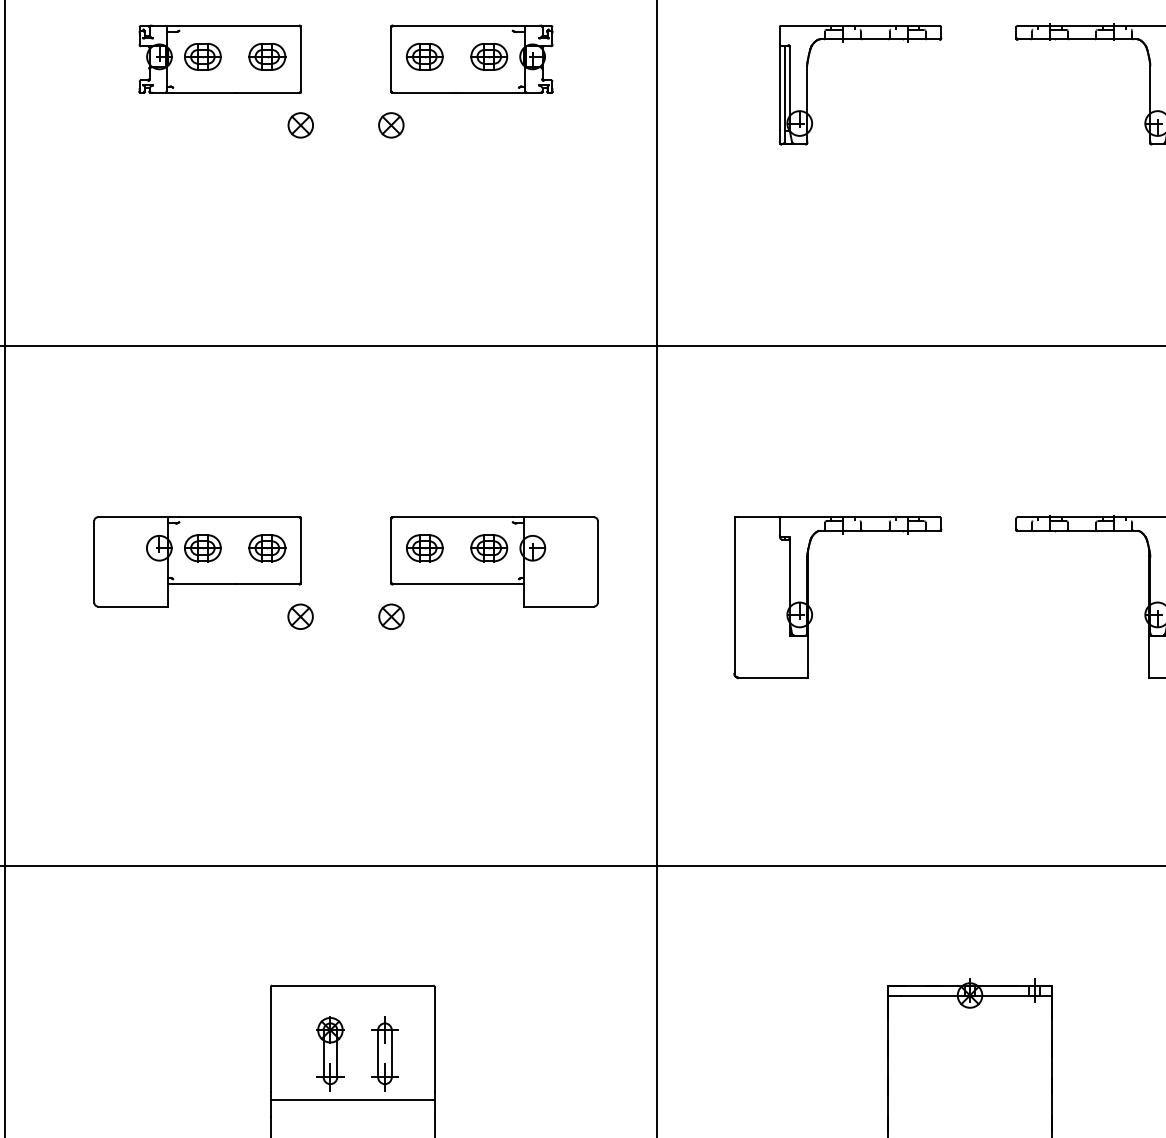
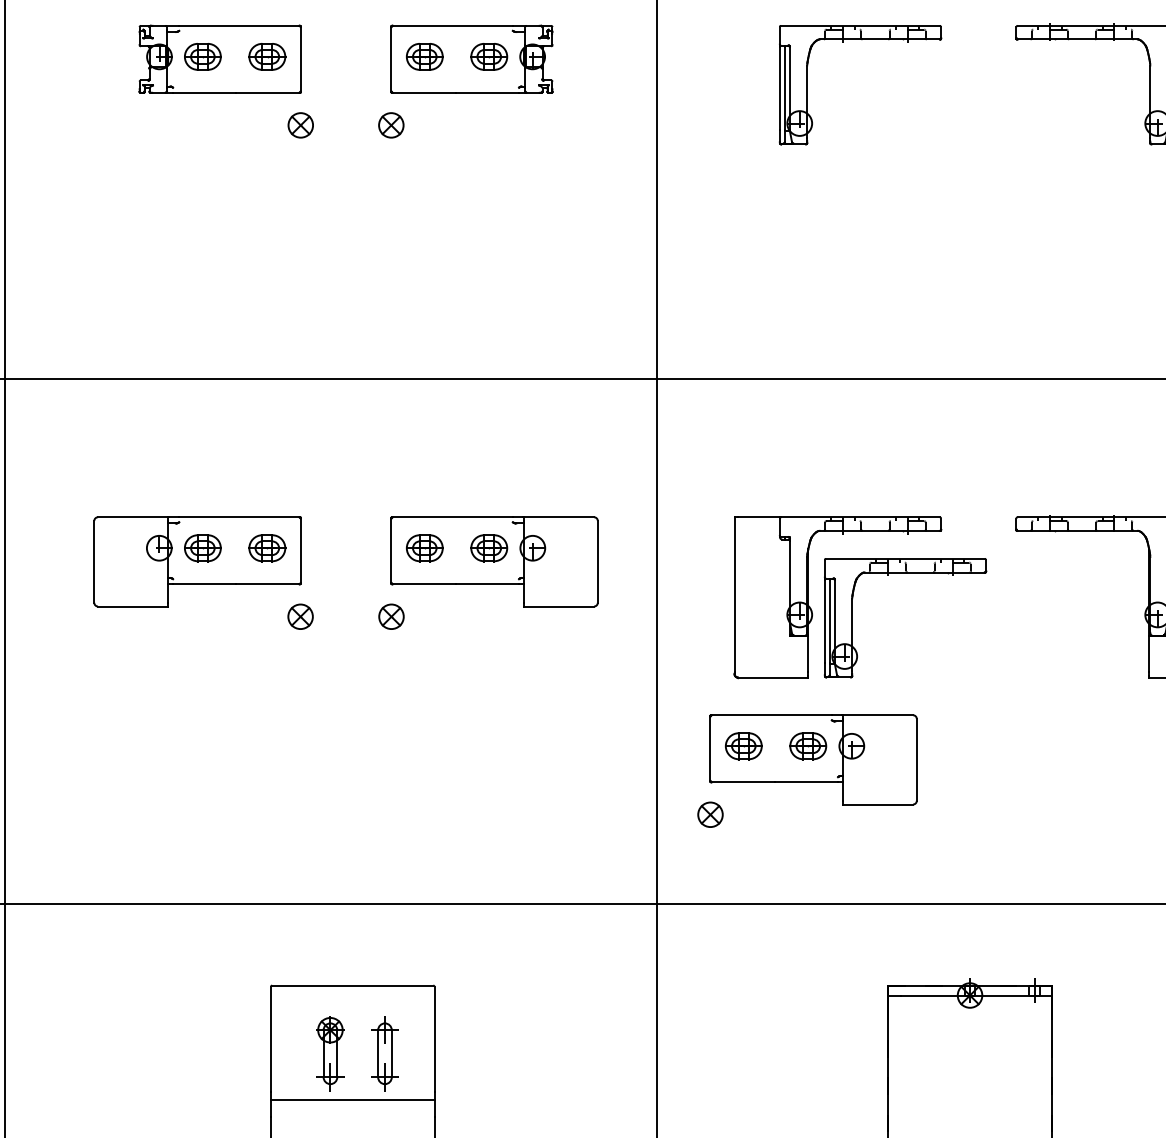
line position: (582, 345) -> (582, 378) (582, 378)
part: none -> present (906, 573)
part: none -> present (807, 770)
line position: (582, 866) -> (582, 904) (582, 904)
